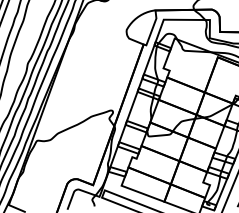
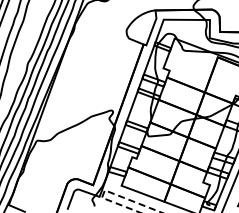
line: solid -> dashed (110, 192)
